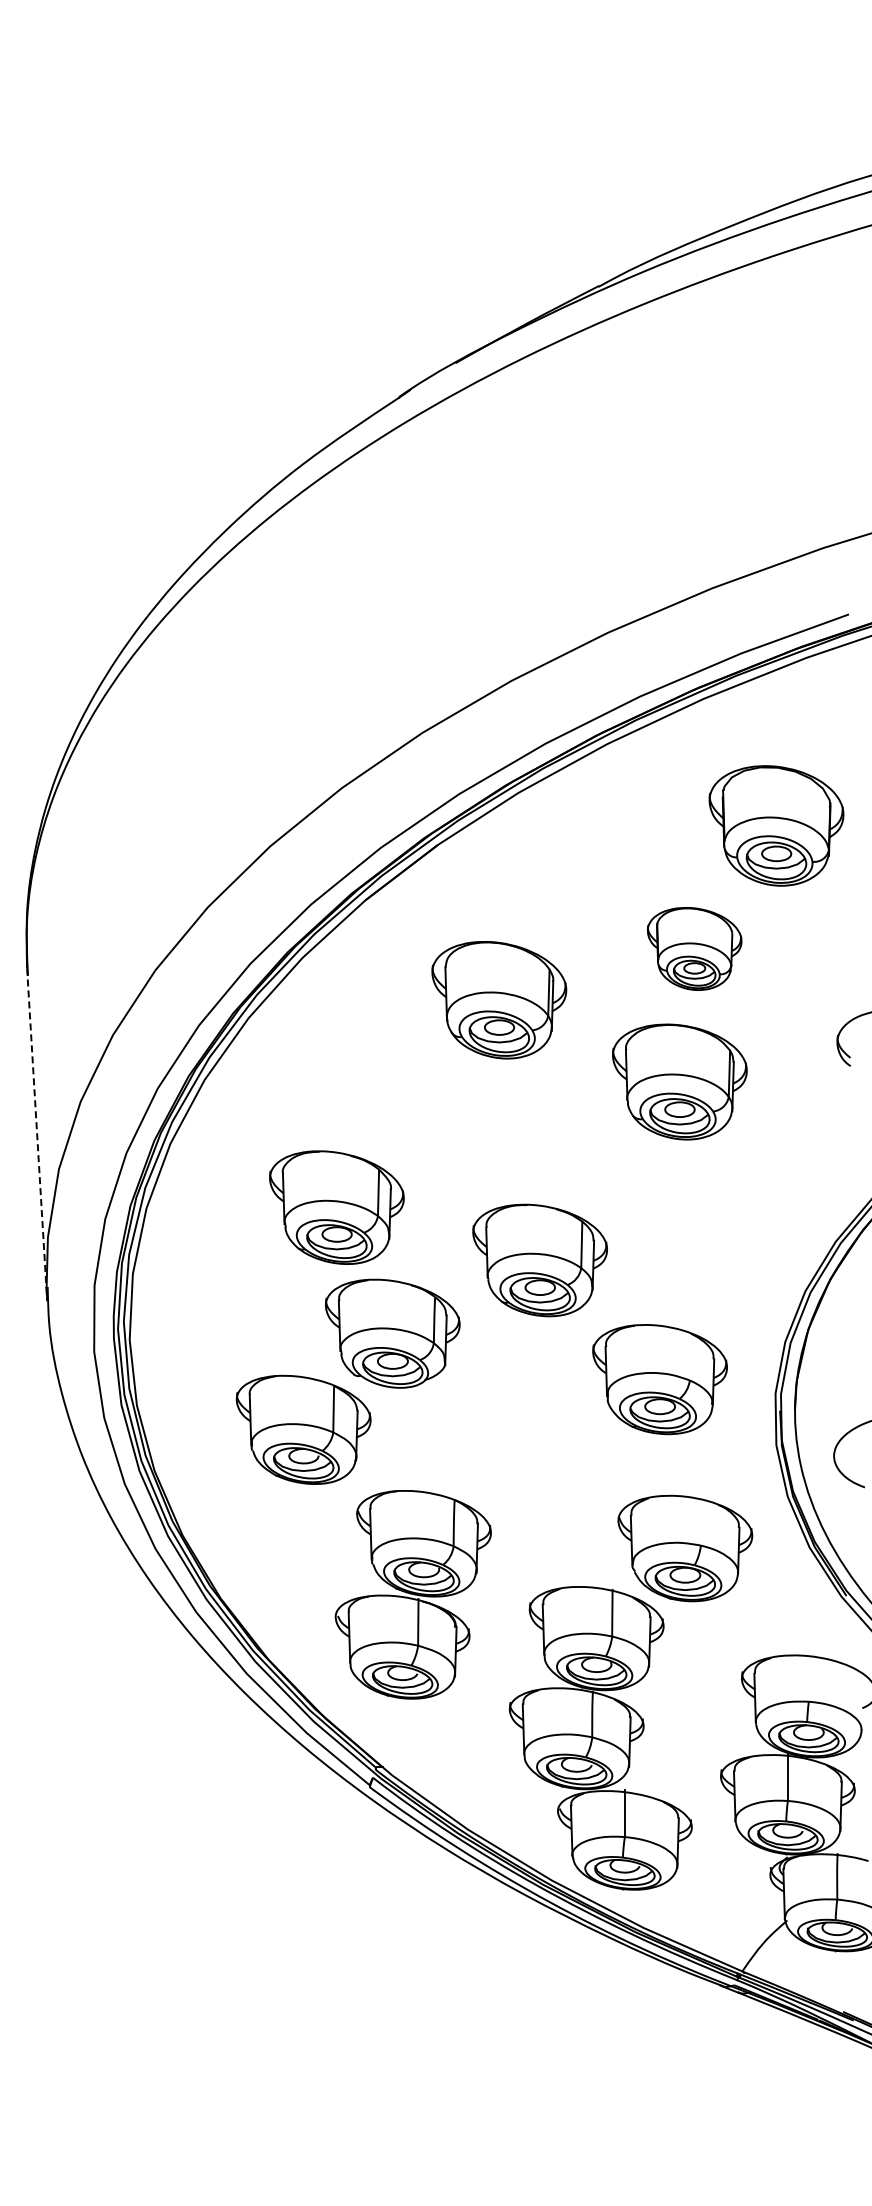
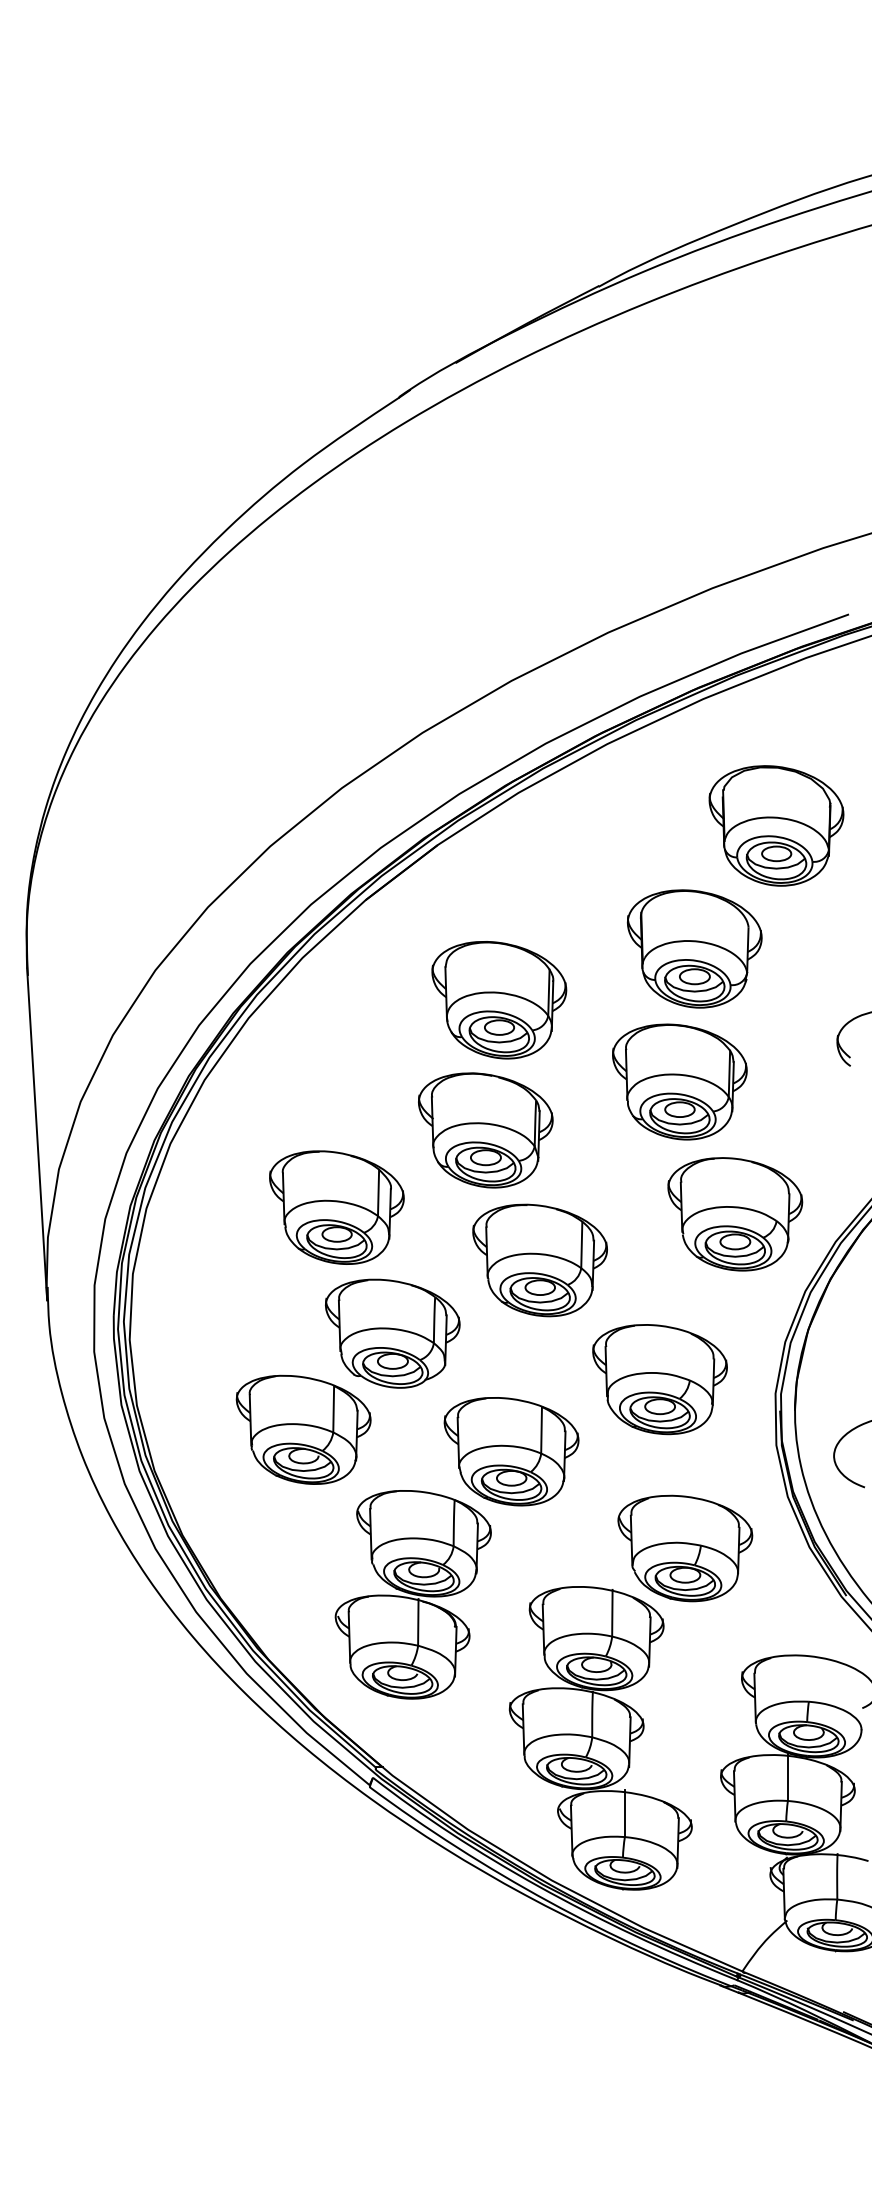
part size: 96x84 px -> 137x120 px (694, 948)
part: none -> present (485, 1130)
line: dashed -> solid (37, 1134)
part: none -> present (735, 1214)
part: none -> present (511, 1451)
